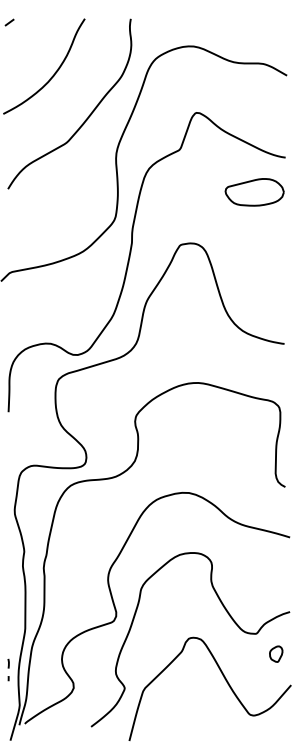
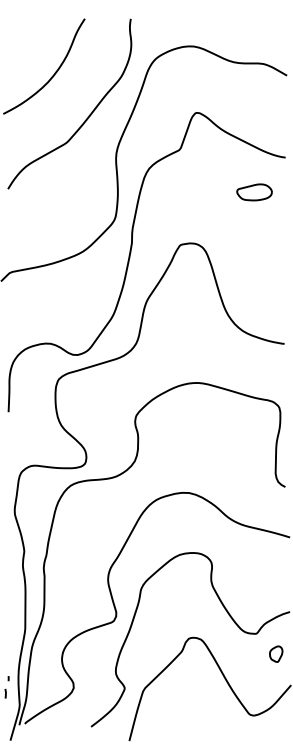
line: present -> none (9, 22)
part size: 61x29 px -> 37x19 px (254, 192)
line position: (8, 663) -> (5, 693) (5, 693)
